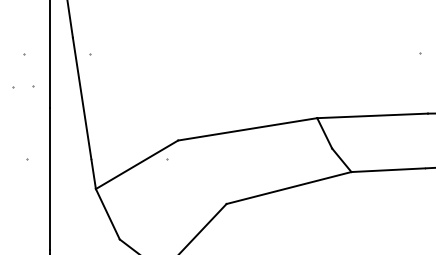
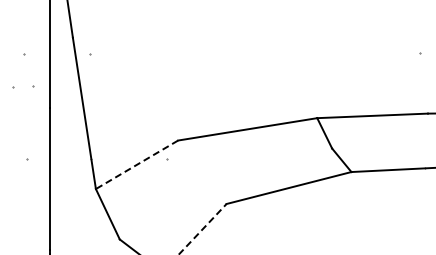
line: solid -> dashed (137, 164)
line: solid -> dashed (202, 229)
